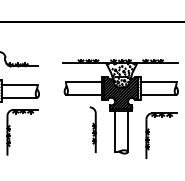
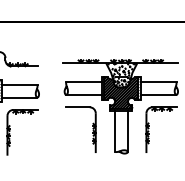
line: none -> present (77, 107)
part position: (149, 134) -> (149, 128) (149, 128)
